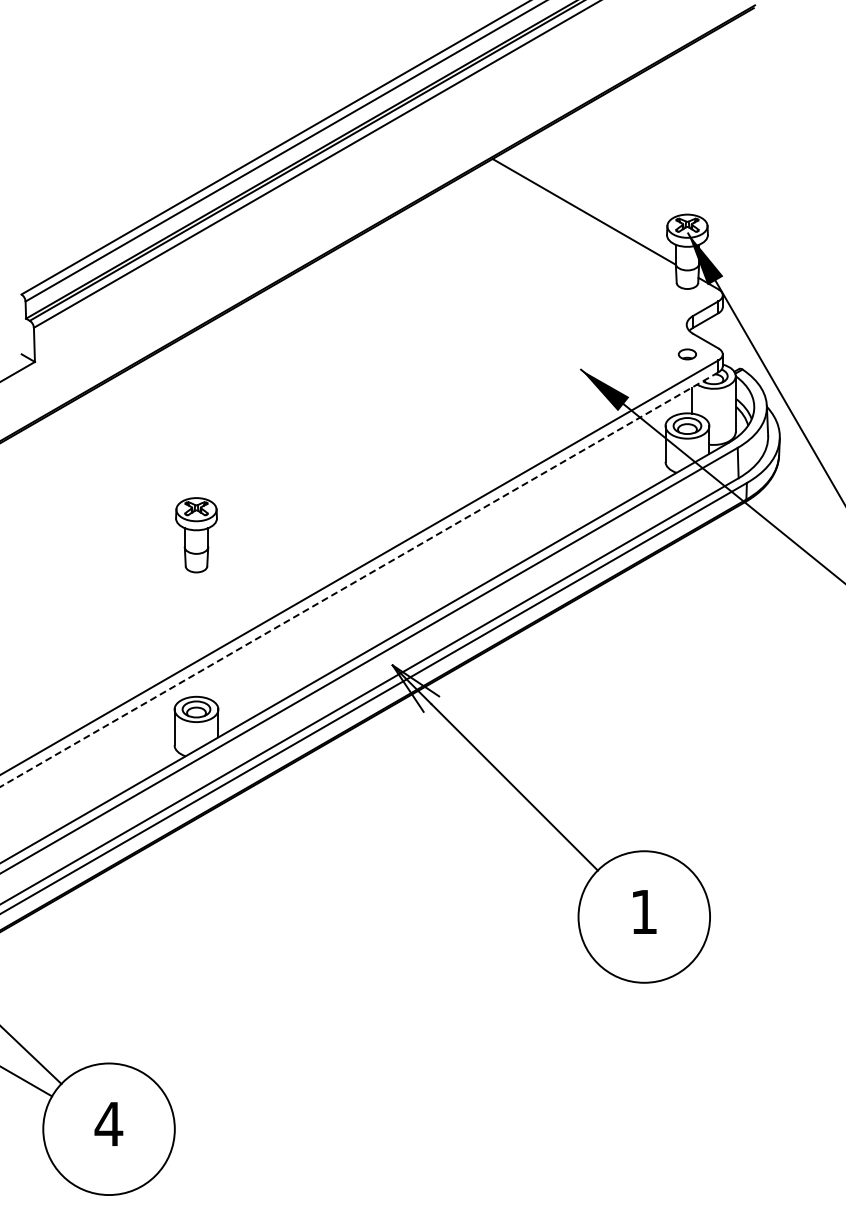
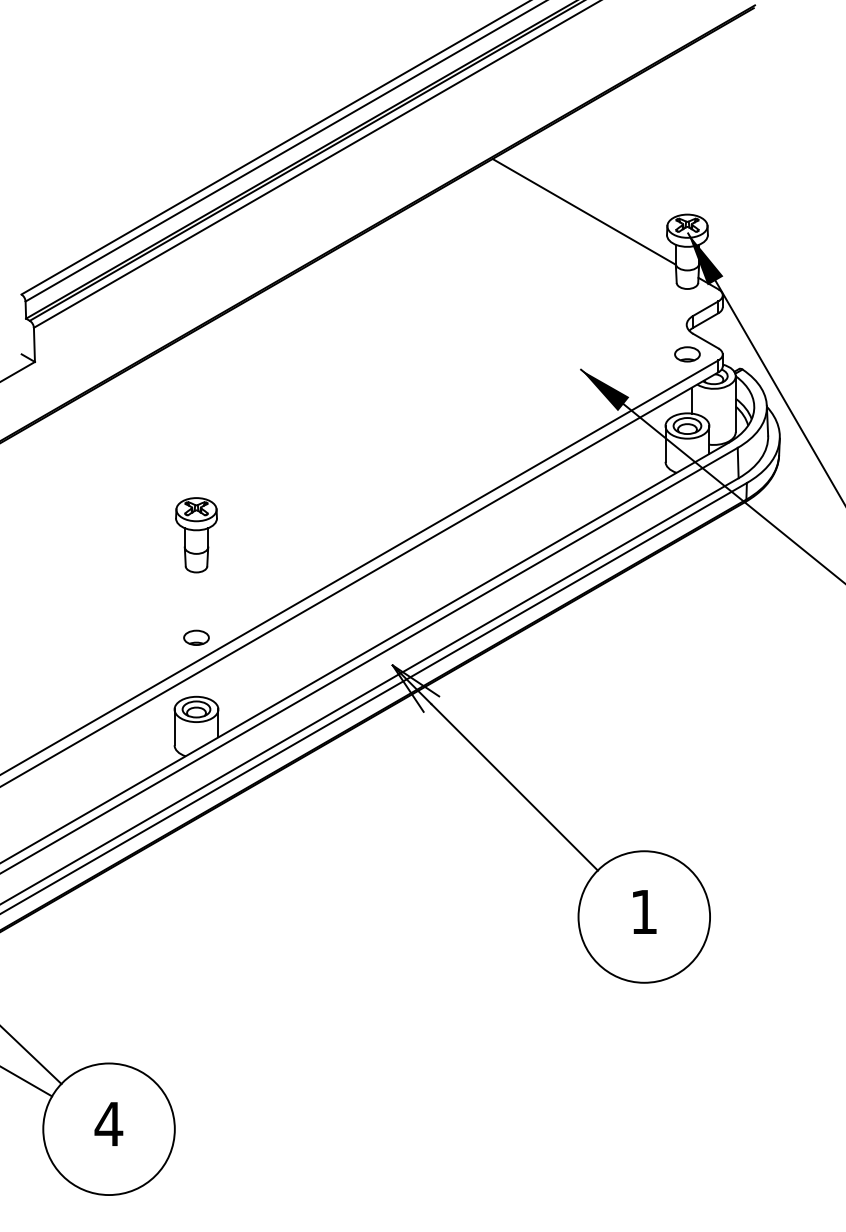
part size: 20x13 px -> 27x17 px (687, 354)
line: dashed -> solid (359, 579)
part: none -> present (196, 637)
